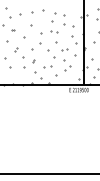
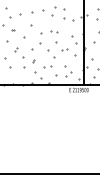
part position: (62, 19) -> (62, 13) (62, 13)
part position: (67, 65) -> (68, 71) (68, 71)
